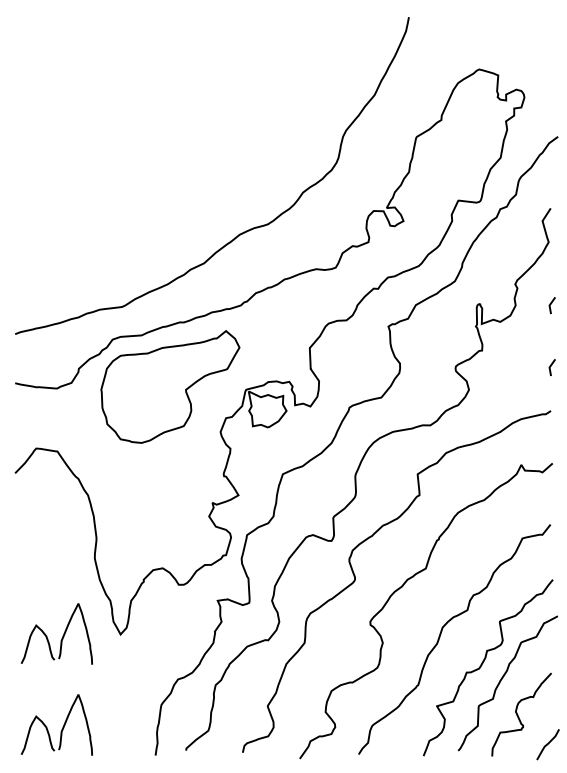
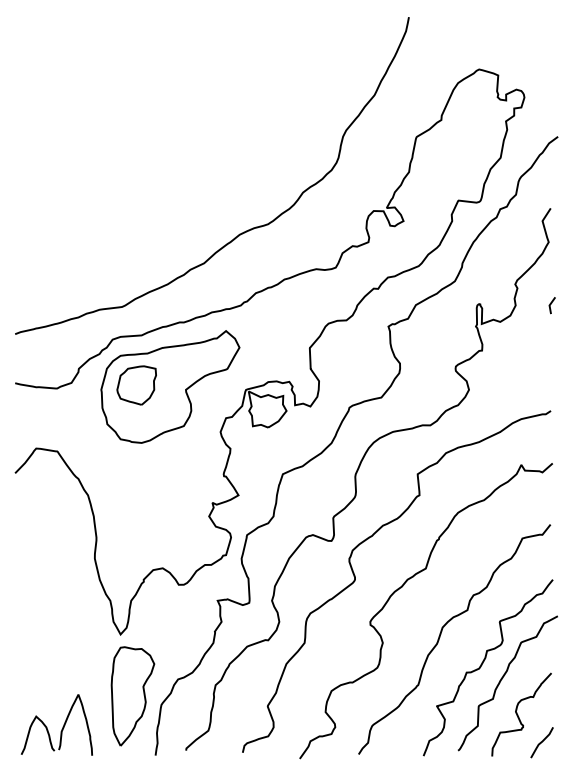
line: present -> none (551, 366)
part: none -> present (136, 385)
part: present -> none (62, 635)
part: none -> present (132, 696)
curve position: (547, 744) -> (541, 742) (541, 742)
